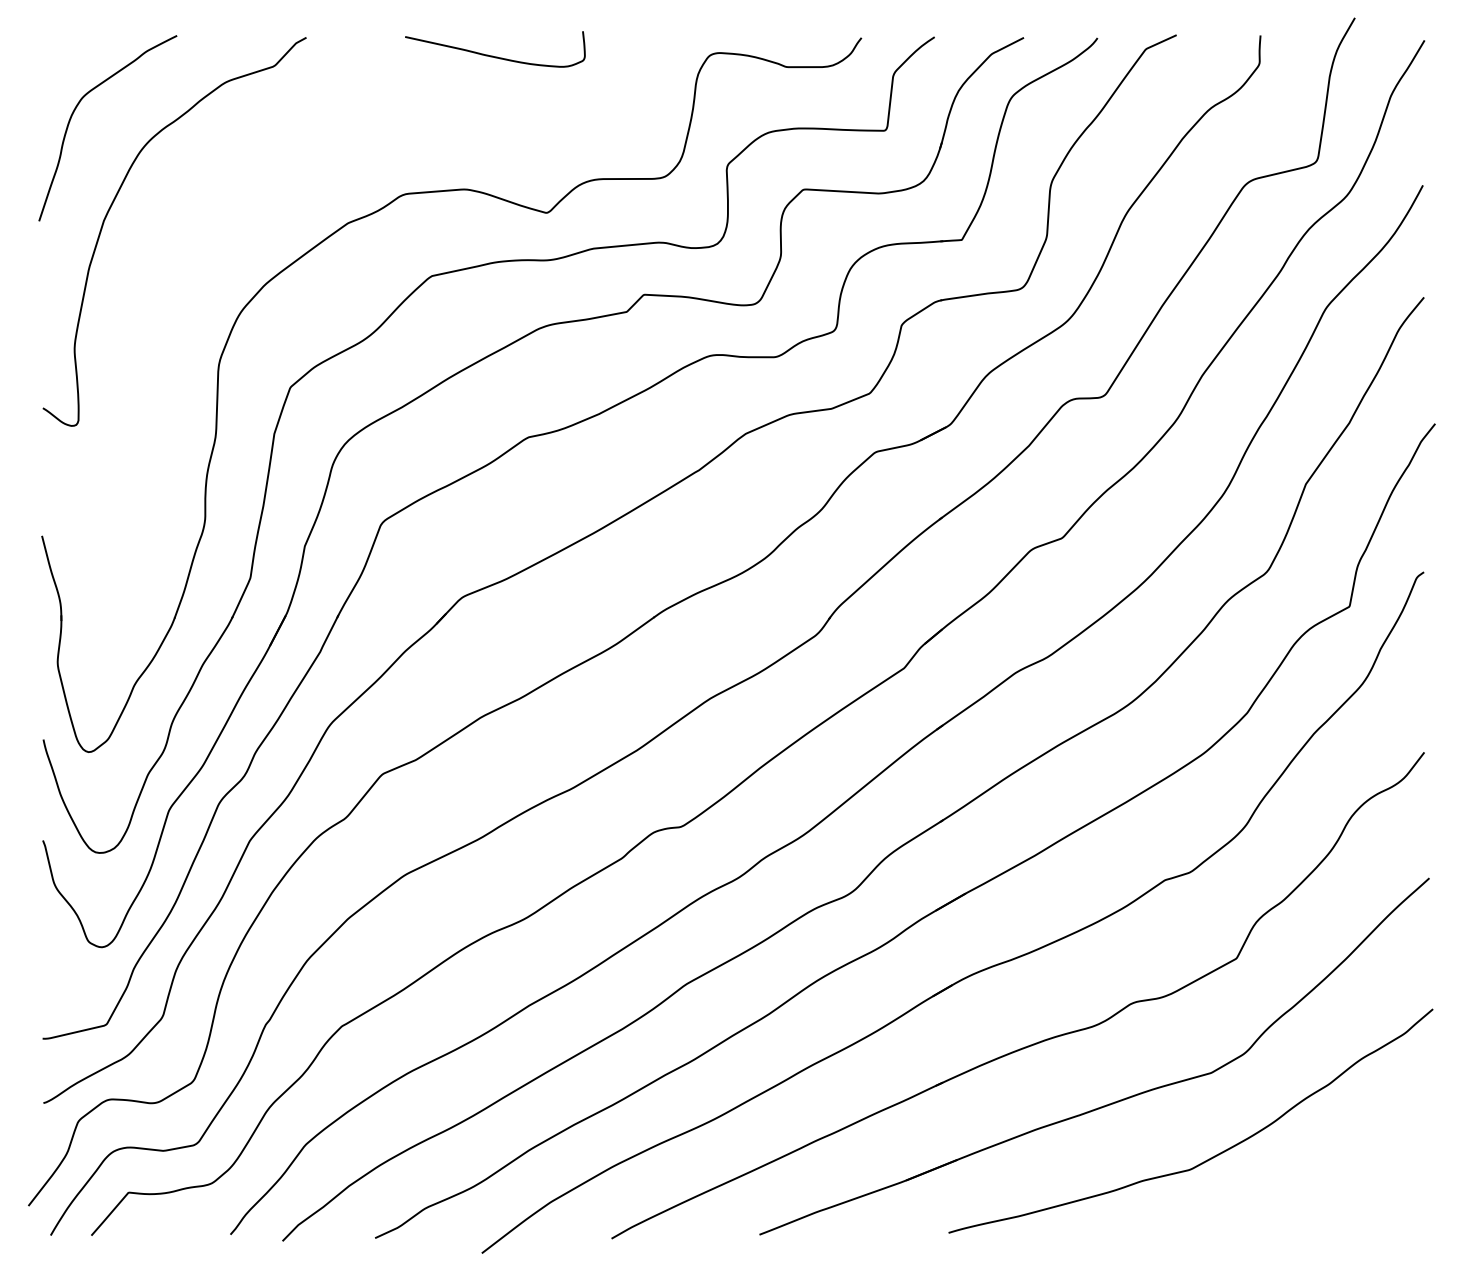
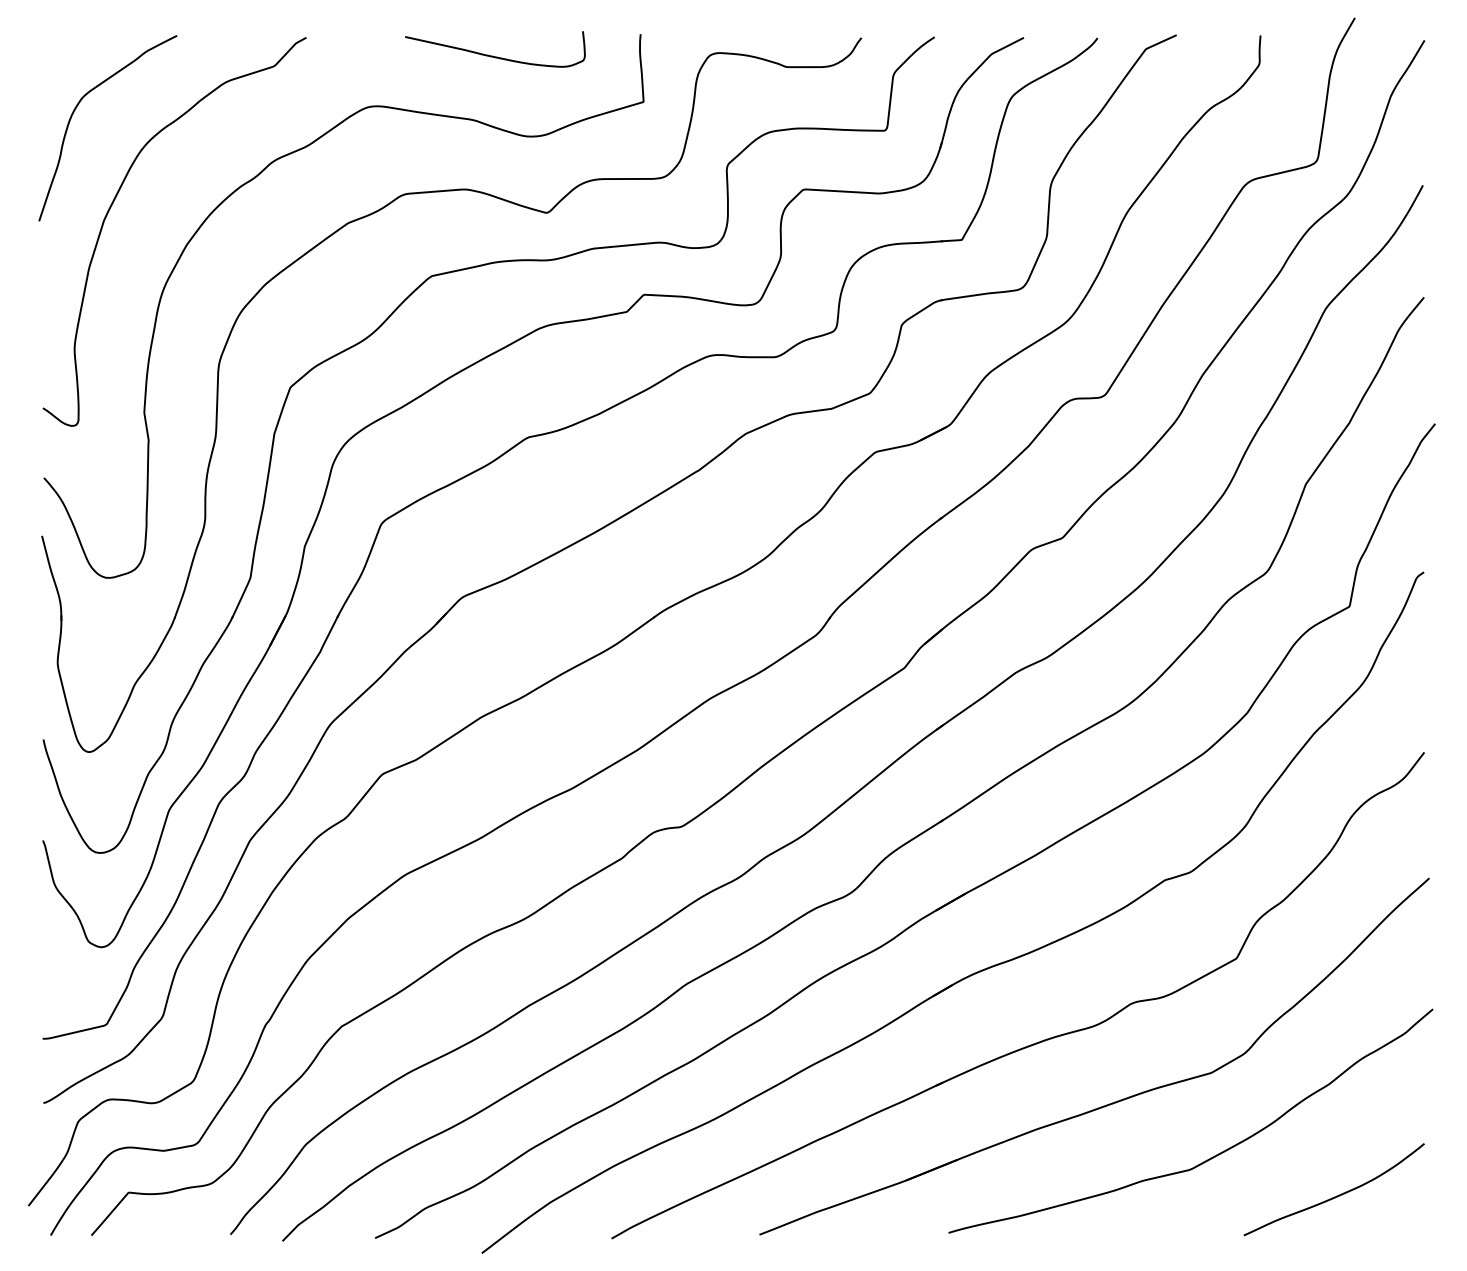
curve: none -> present (254, 179)
curve: none -> present (1336, 1195)
